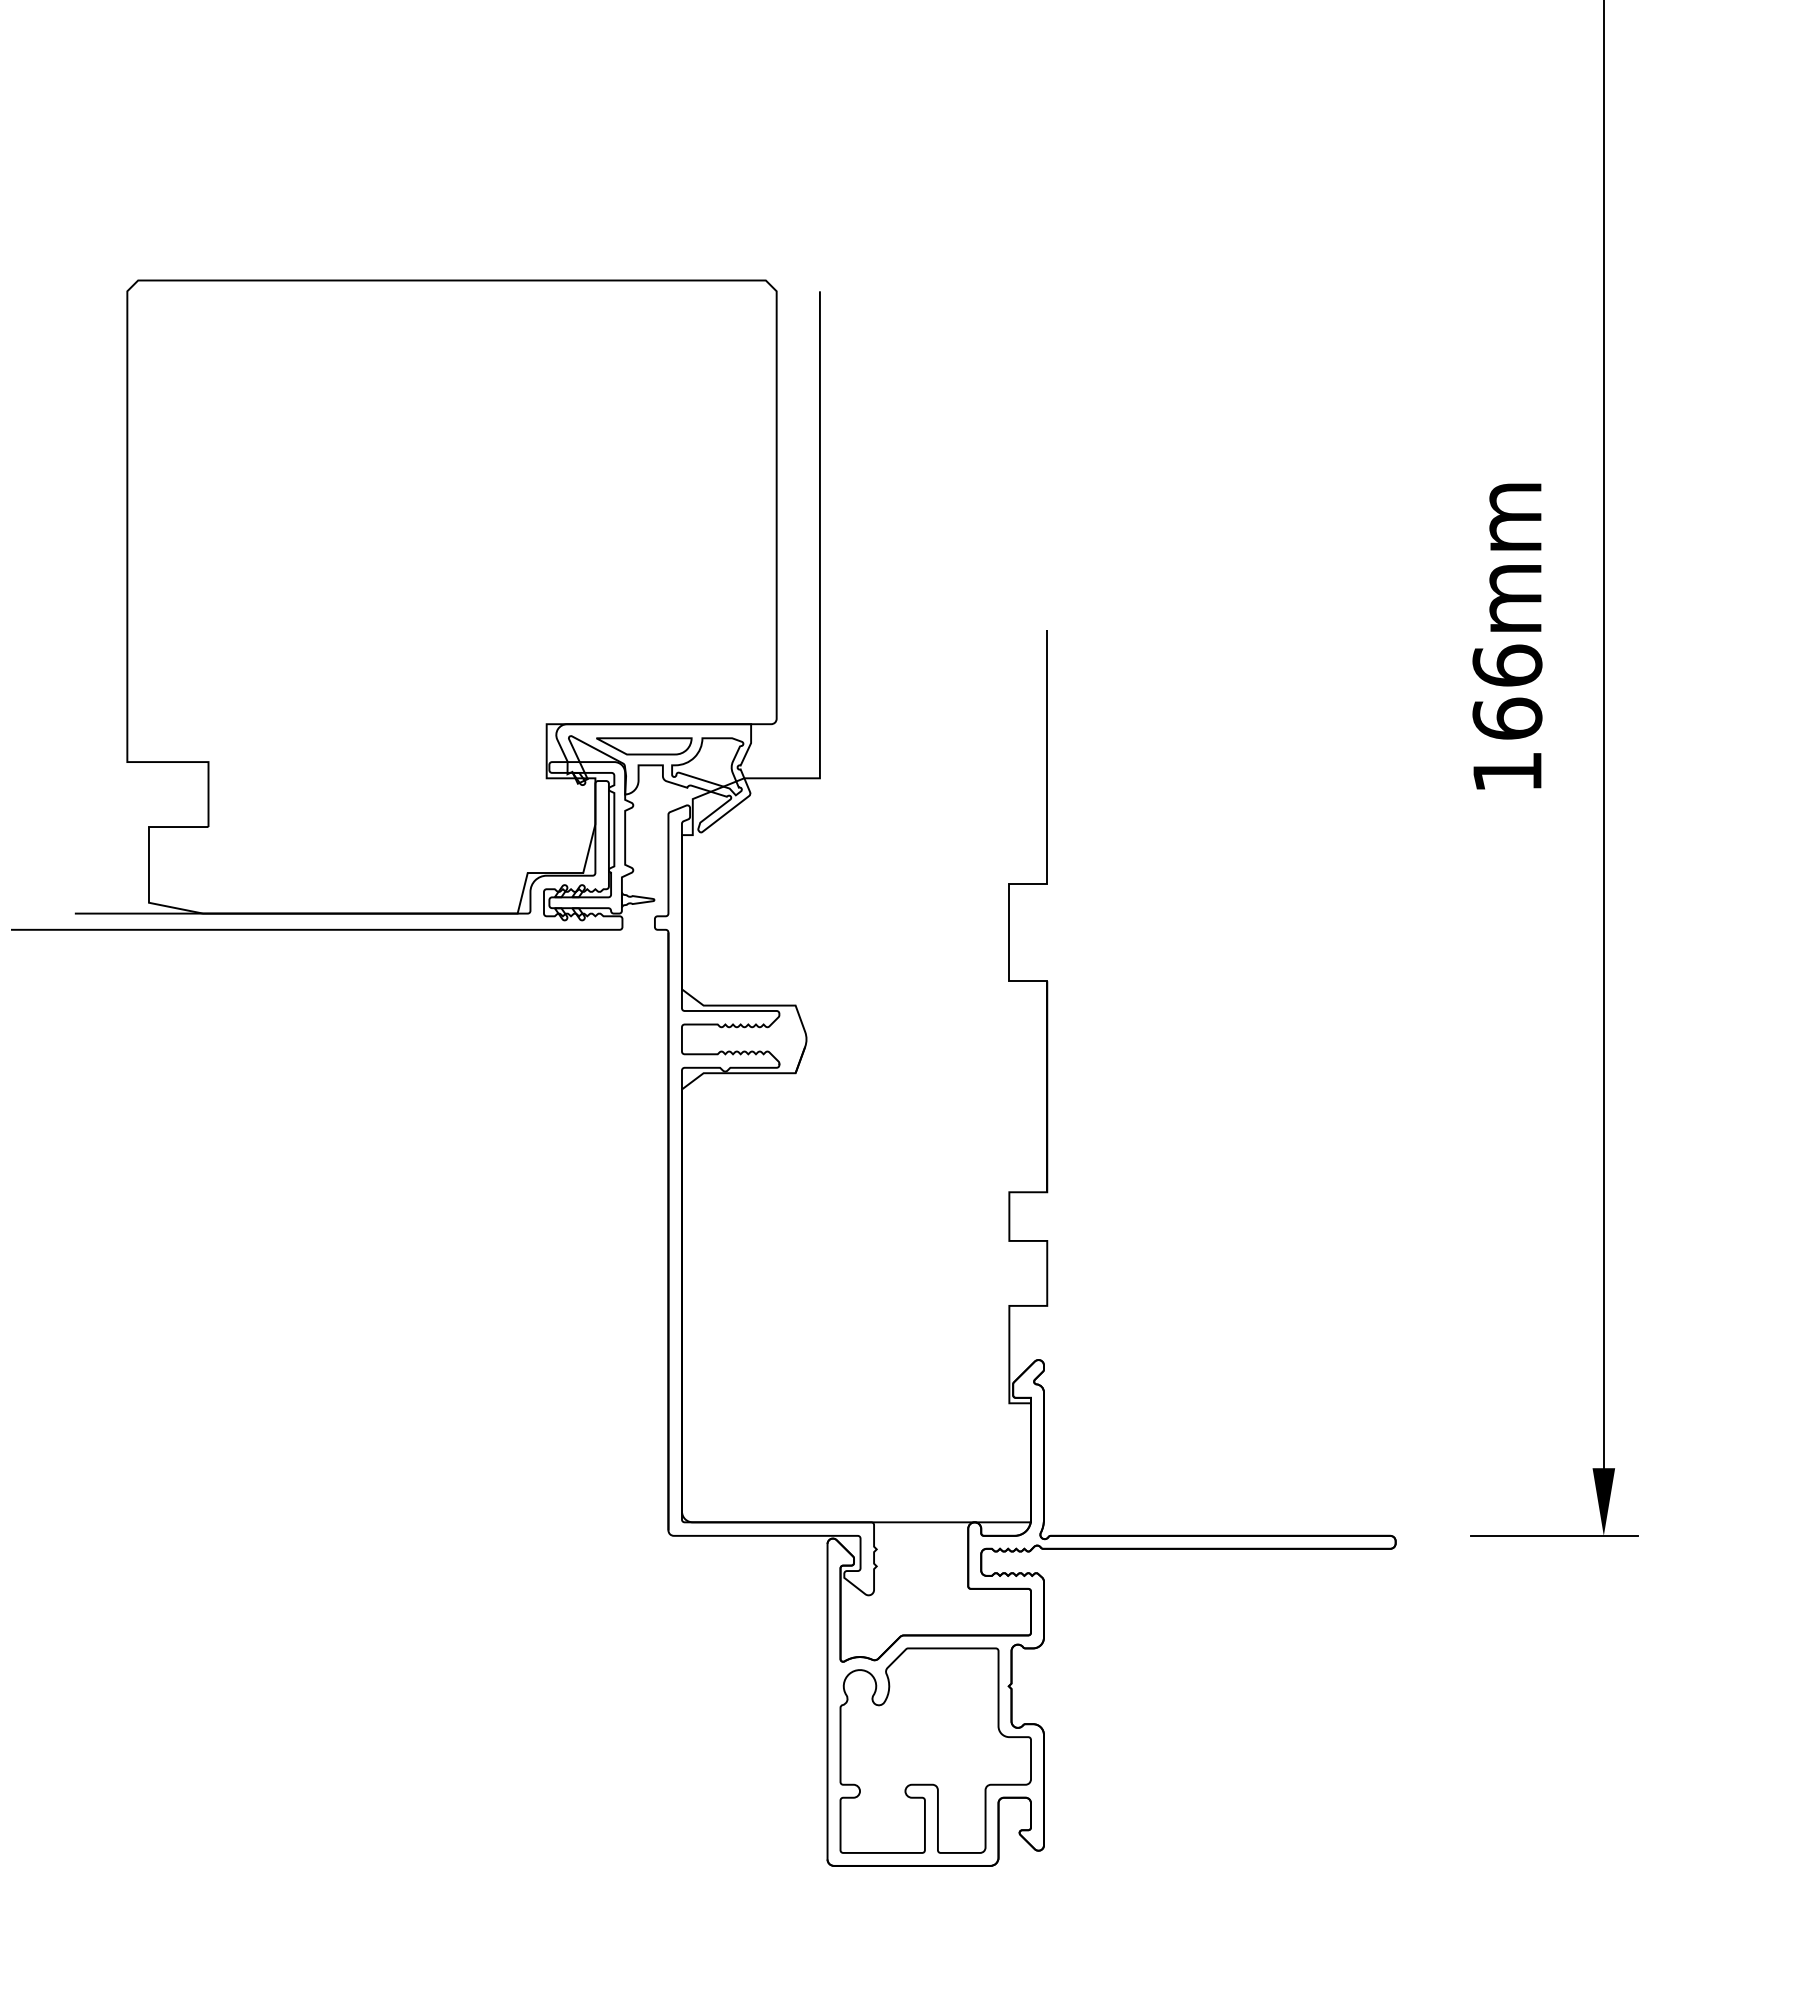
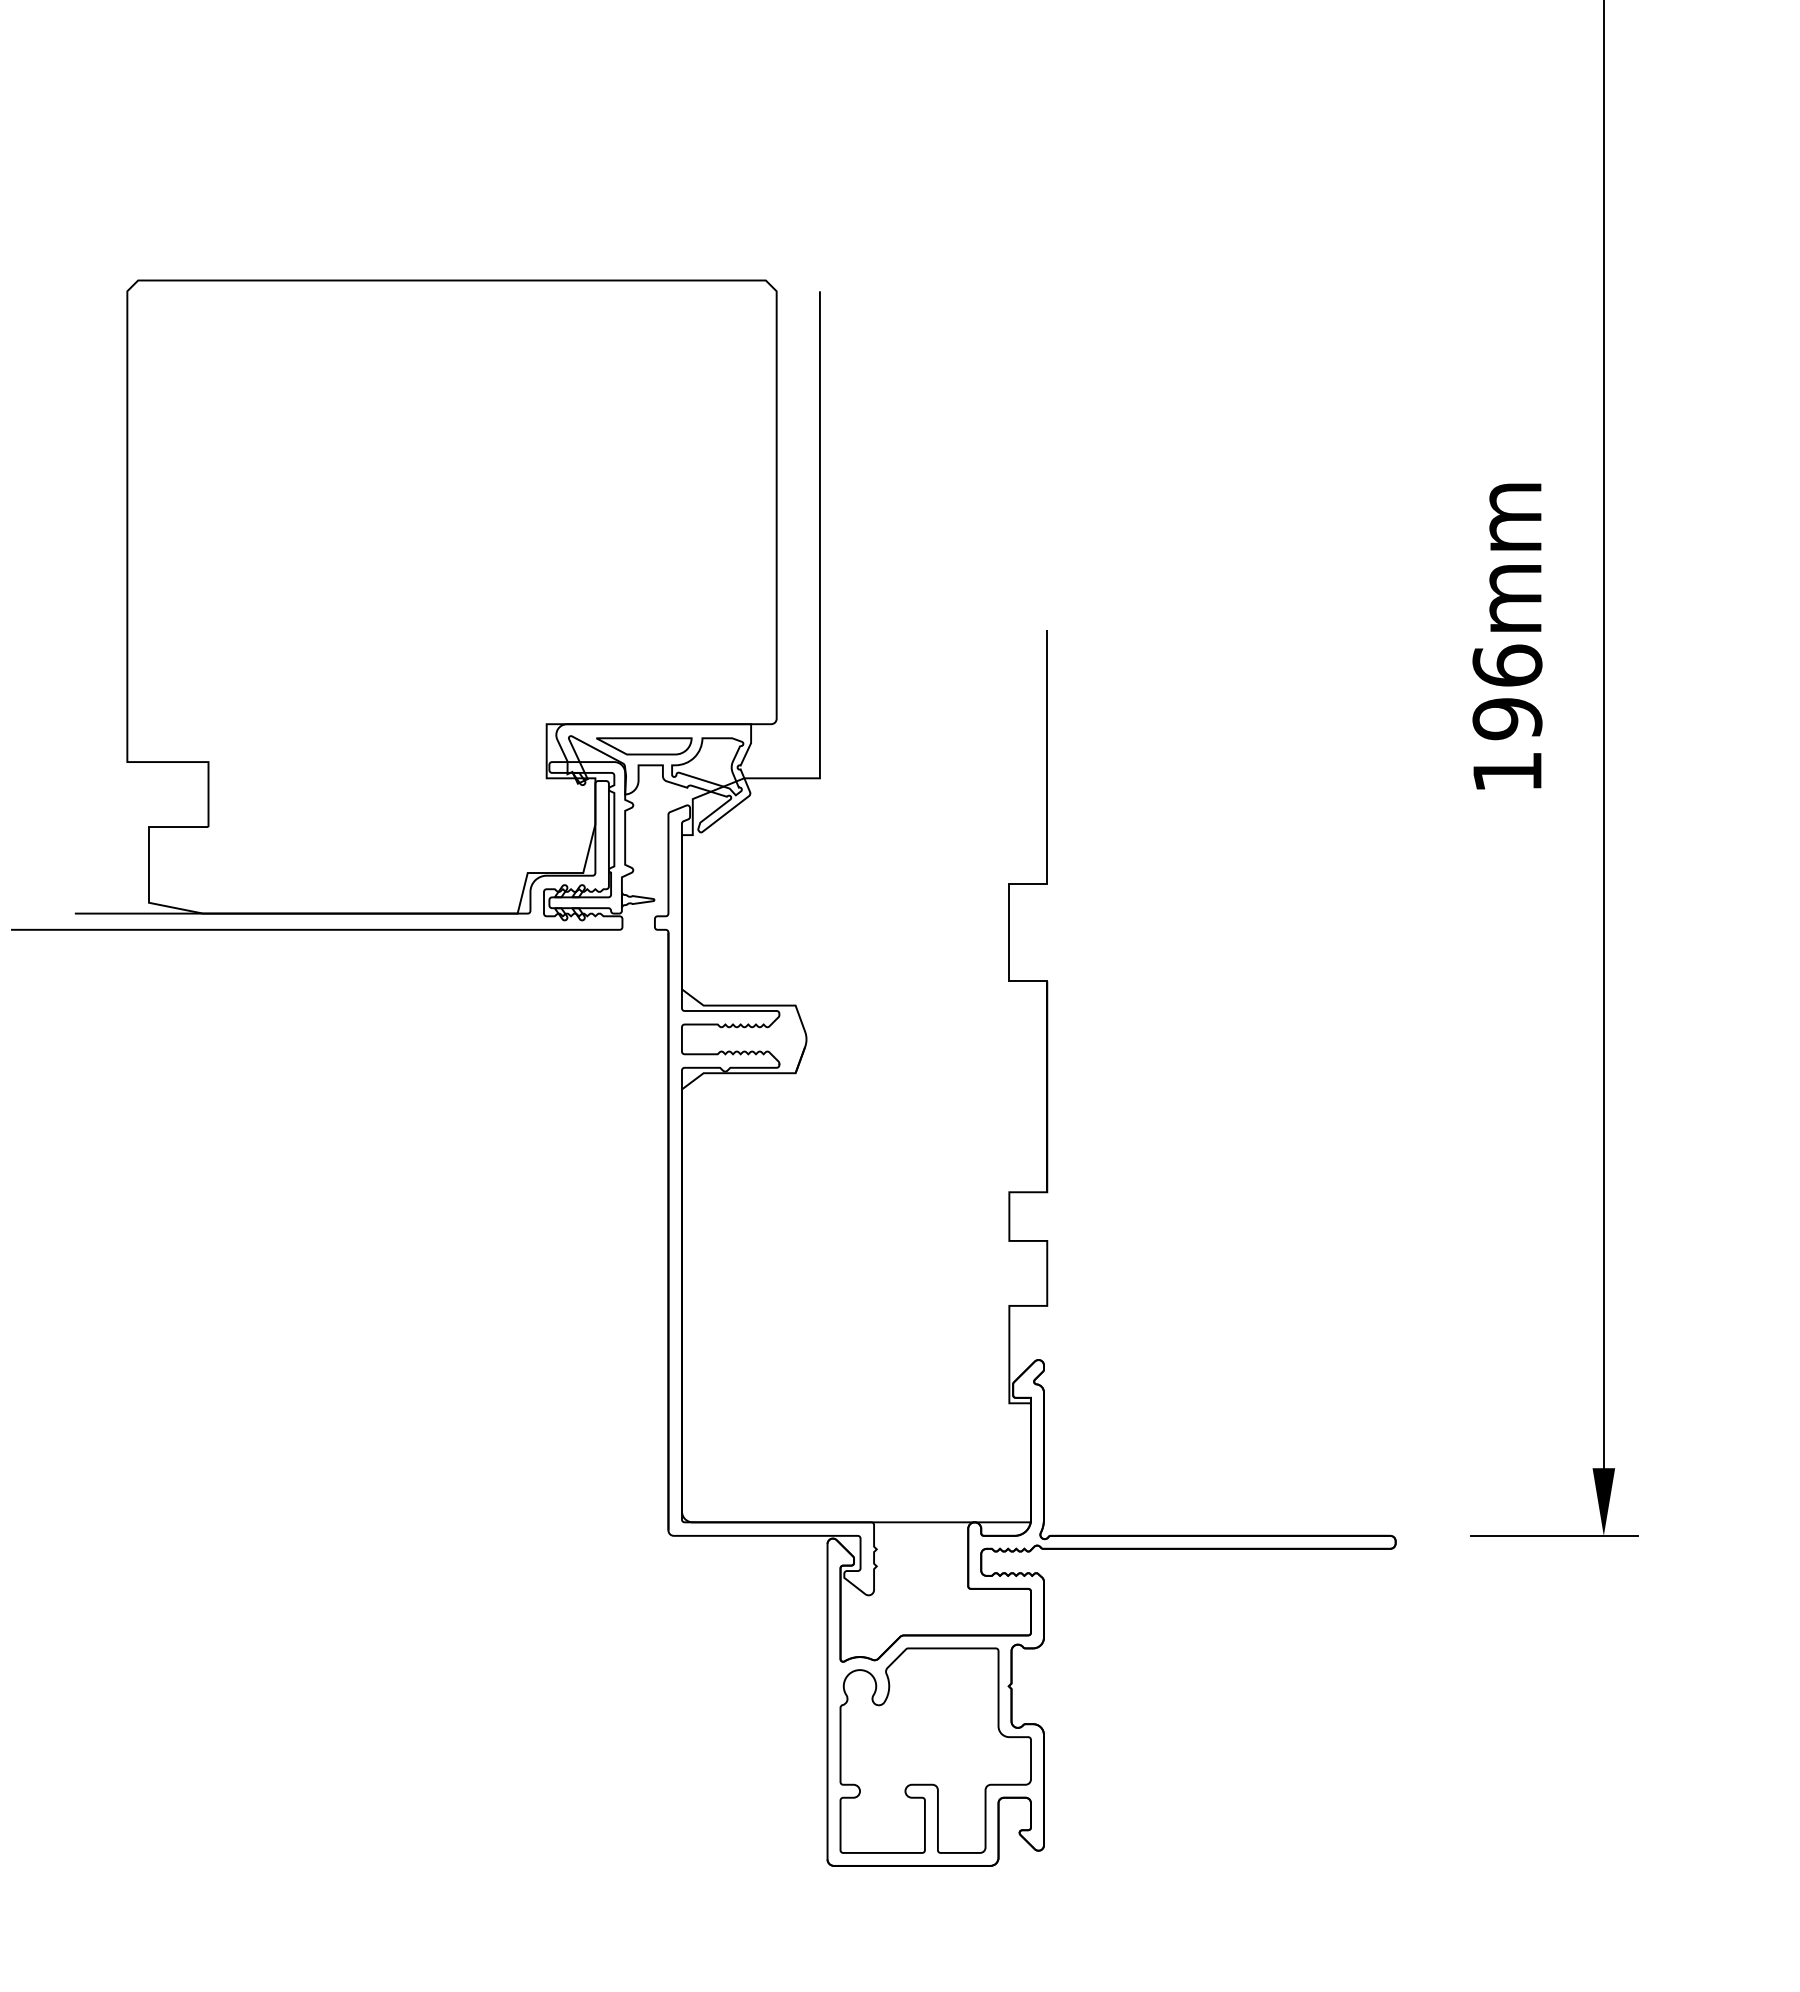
text: 166mm -> 196mm (1507, 718)
